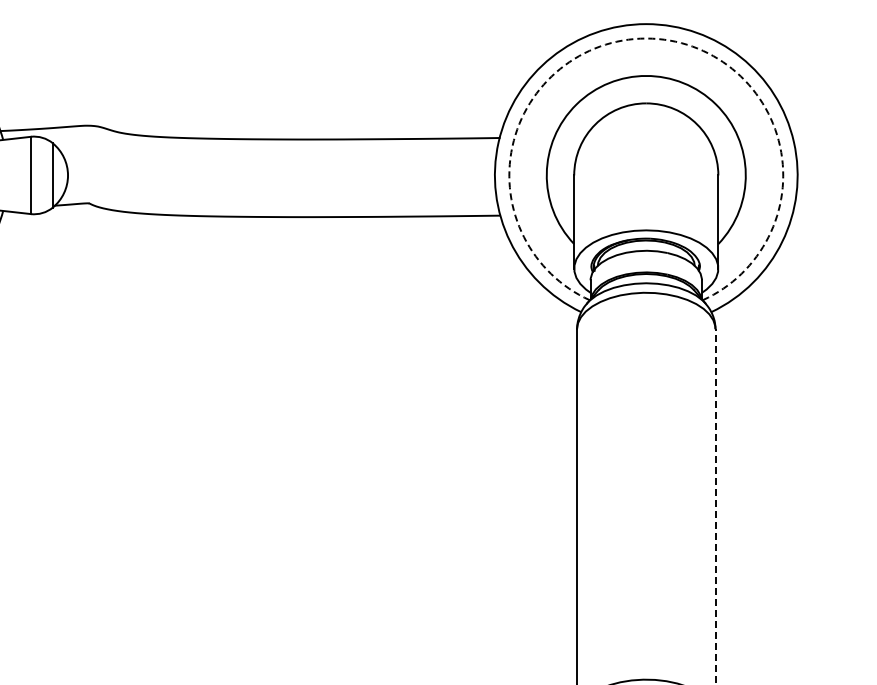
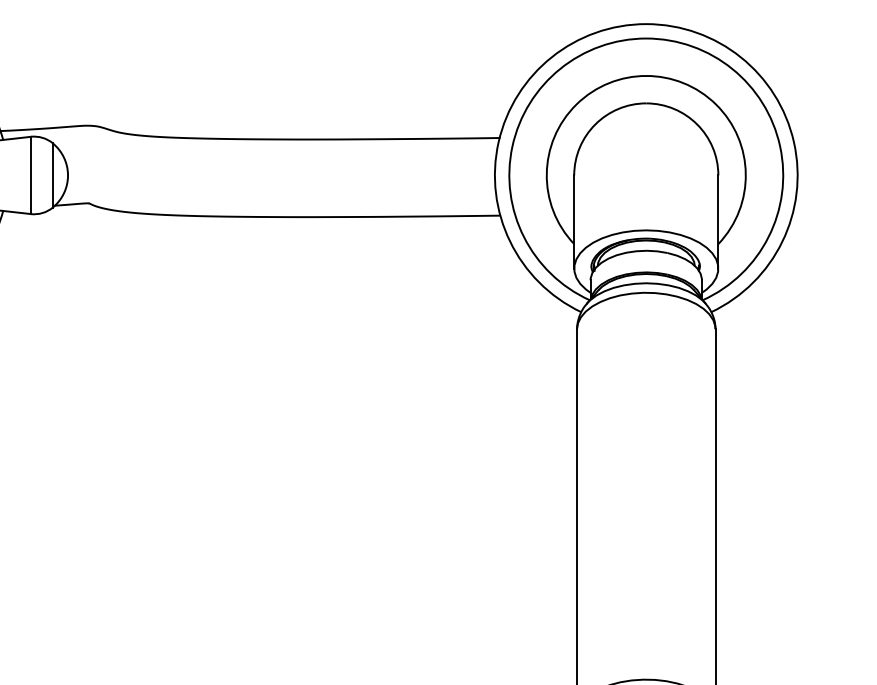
arc: dashed -> solid (646, 38)
line: dashed -> solid (715, 506)
